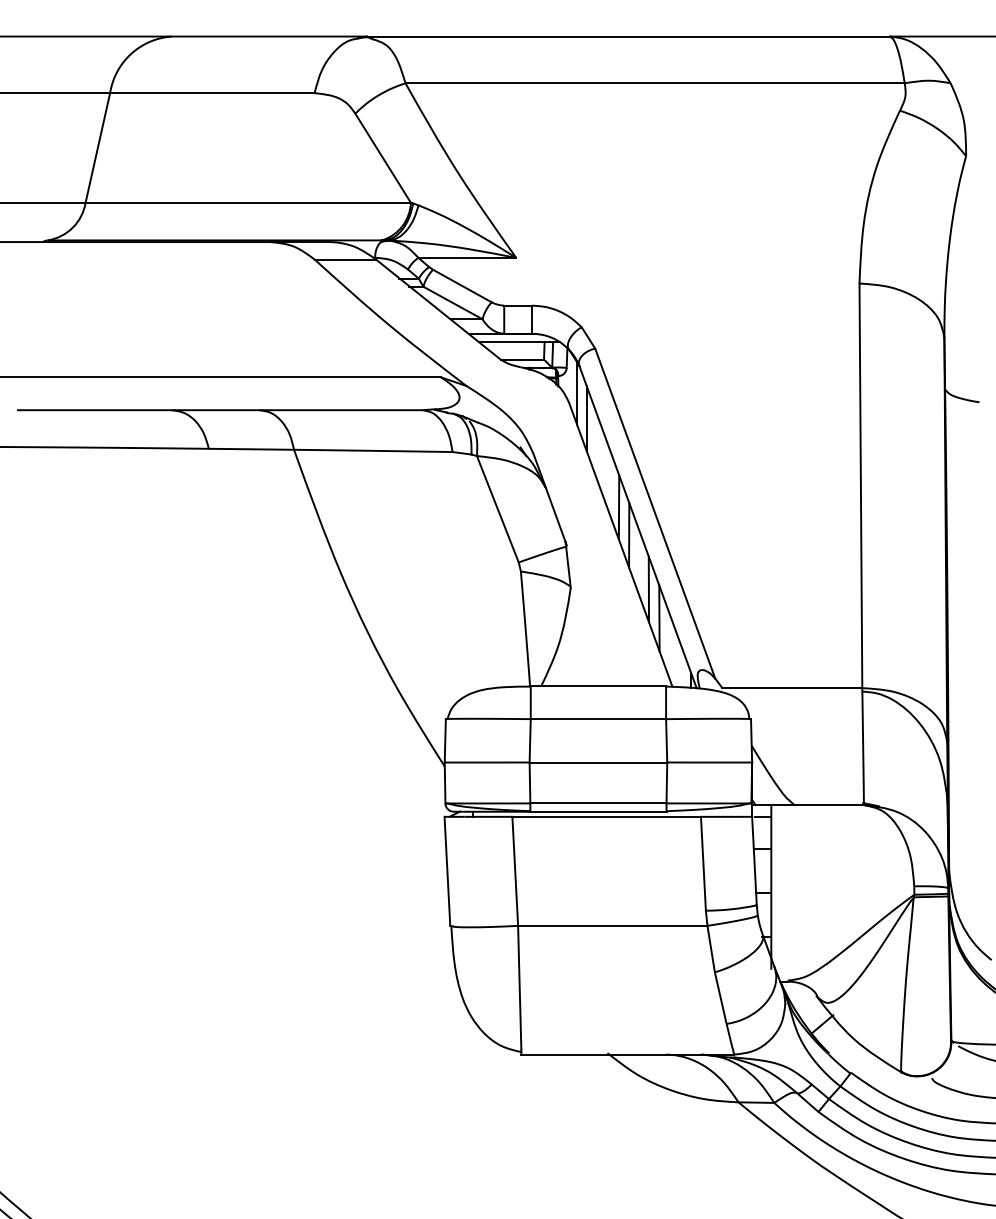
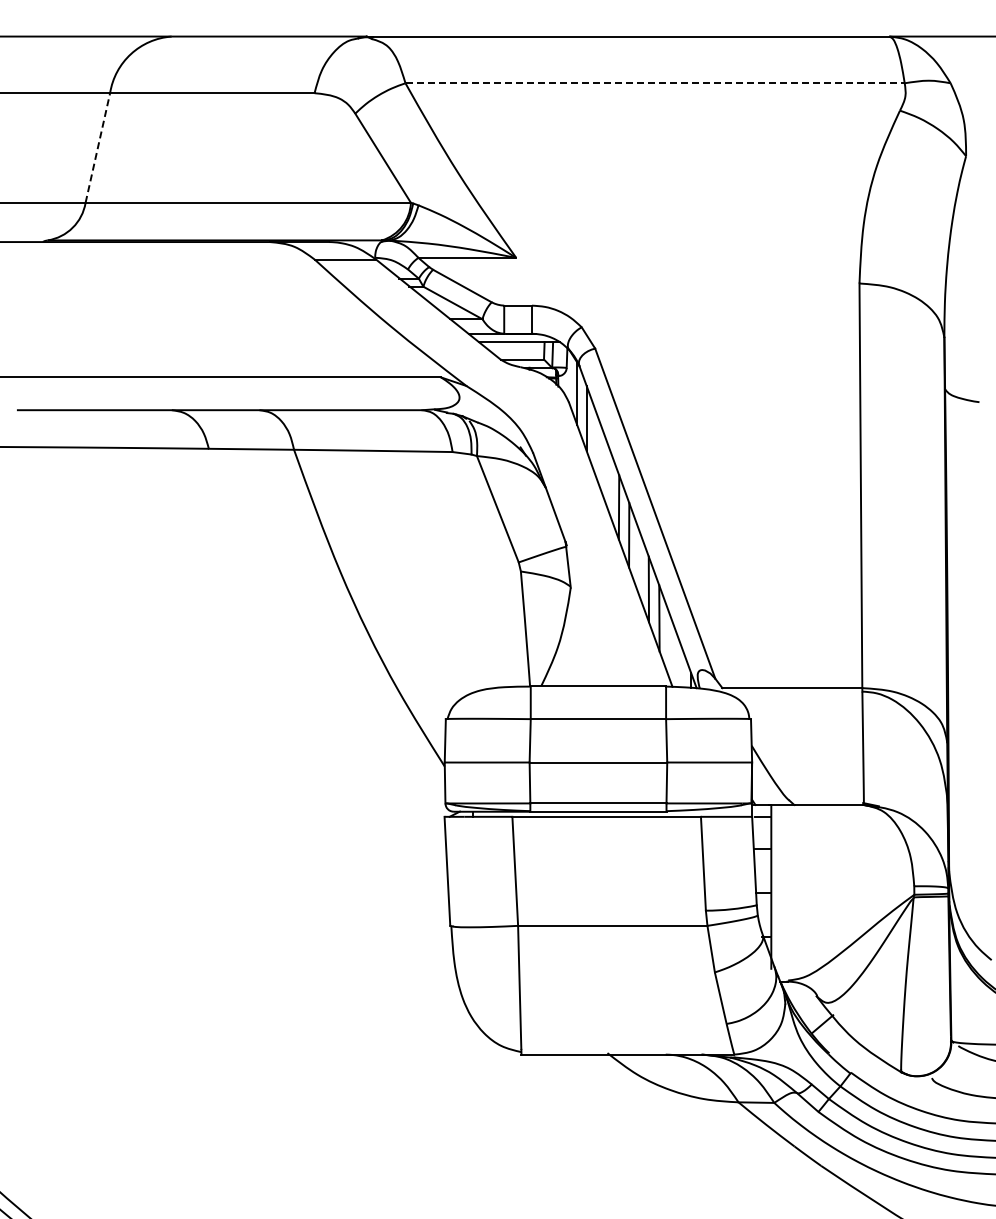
line: solid -> dashed (655, 83)
line: solid -> dashed (97, 147)
